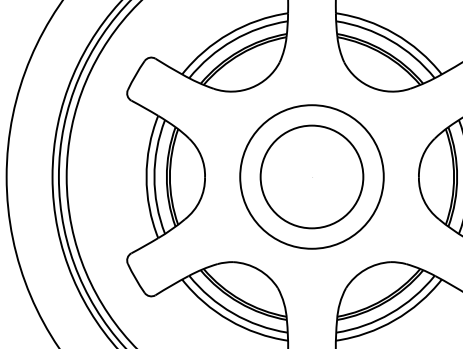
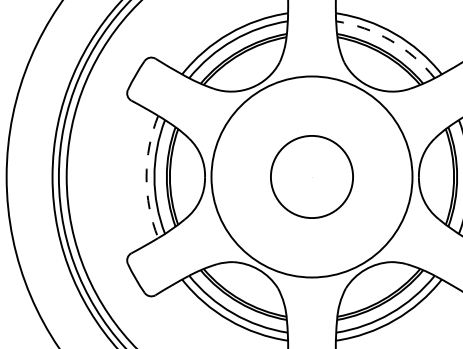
arc: solid -> dashed (390, 40)
arc: solid -> dashed (146, 176)
circle diameter: 103 px -> 82 px (311, 176)
circle diameter: 144 px -> 201 px (311, 176)
